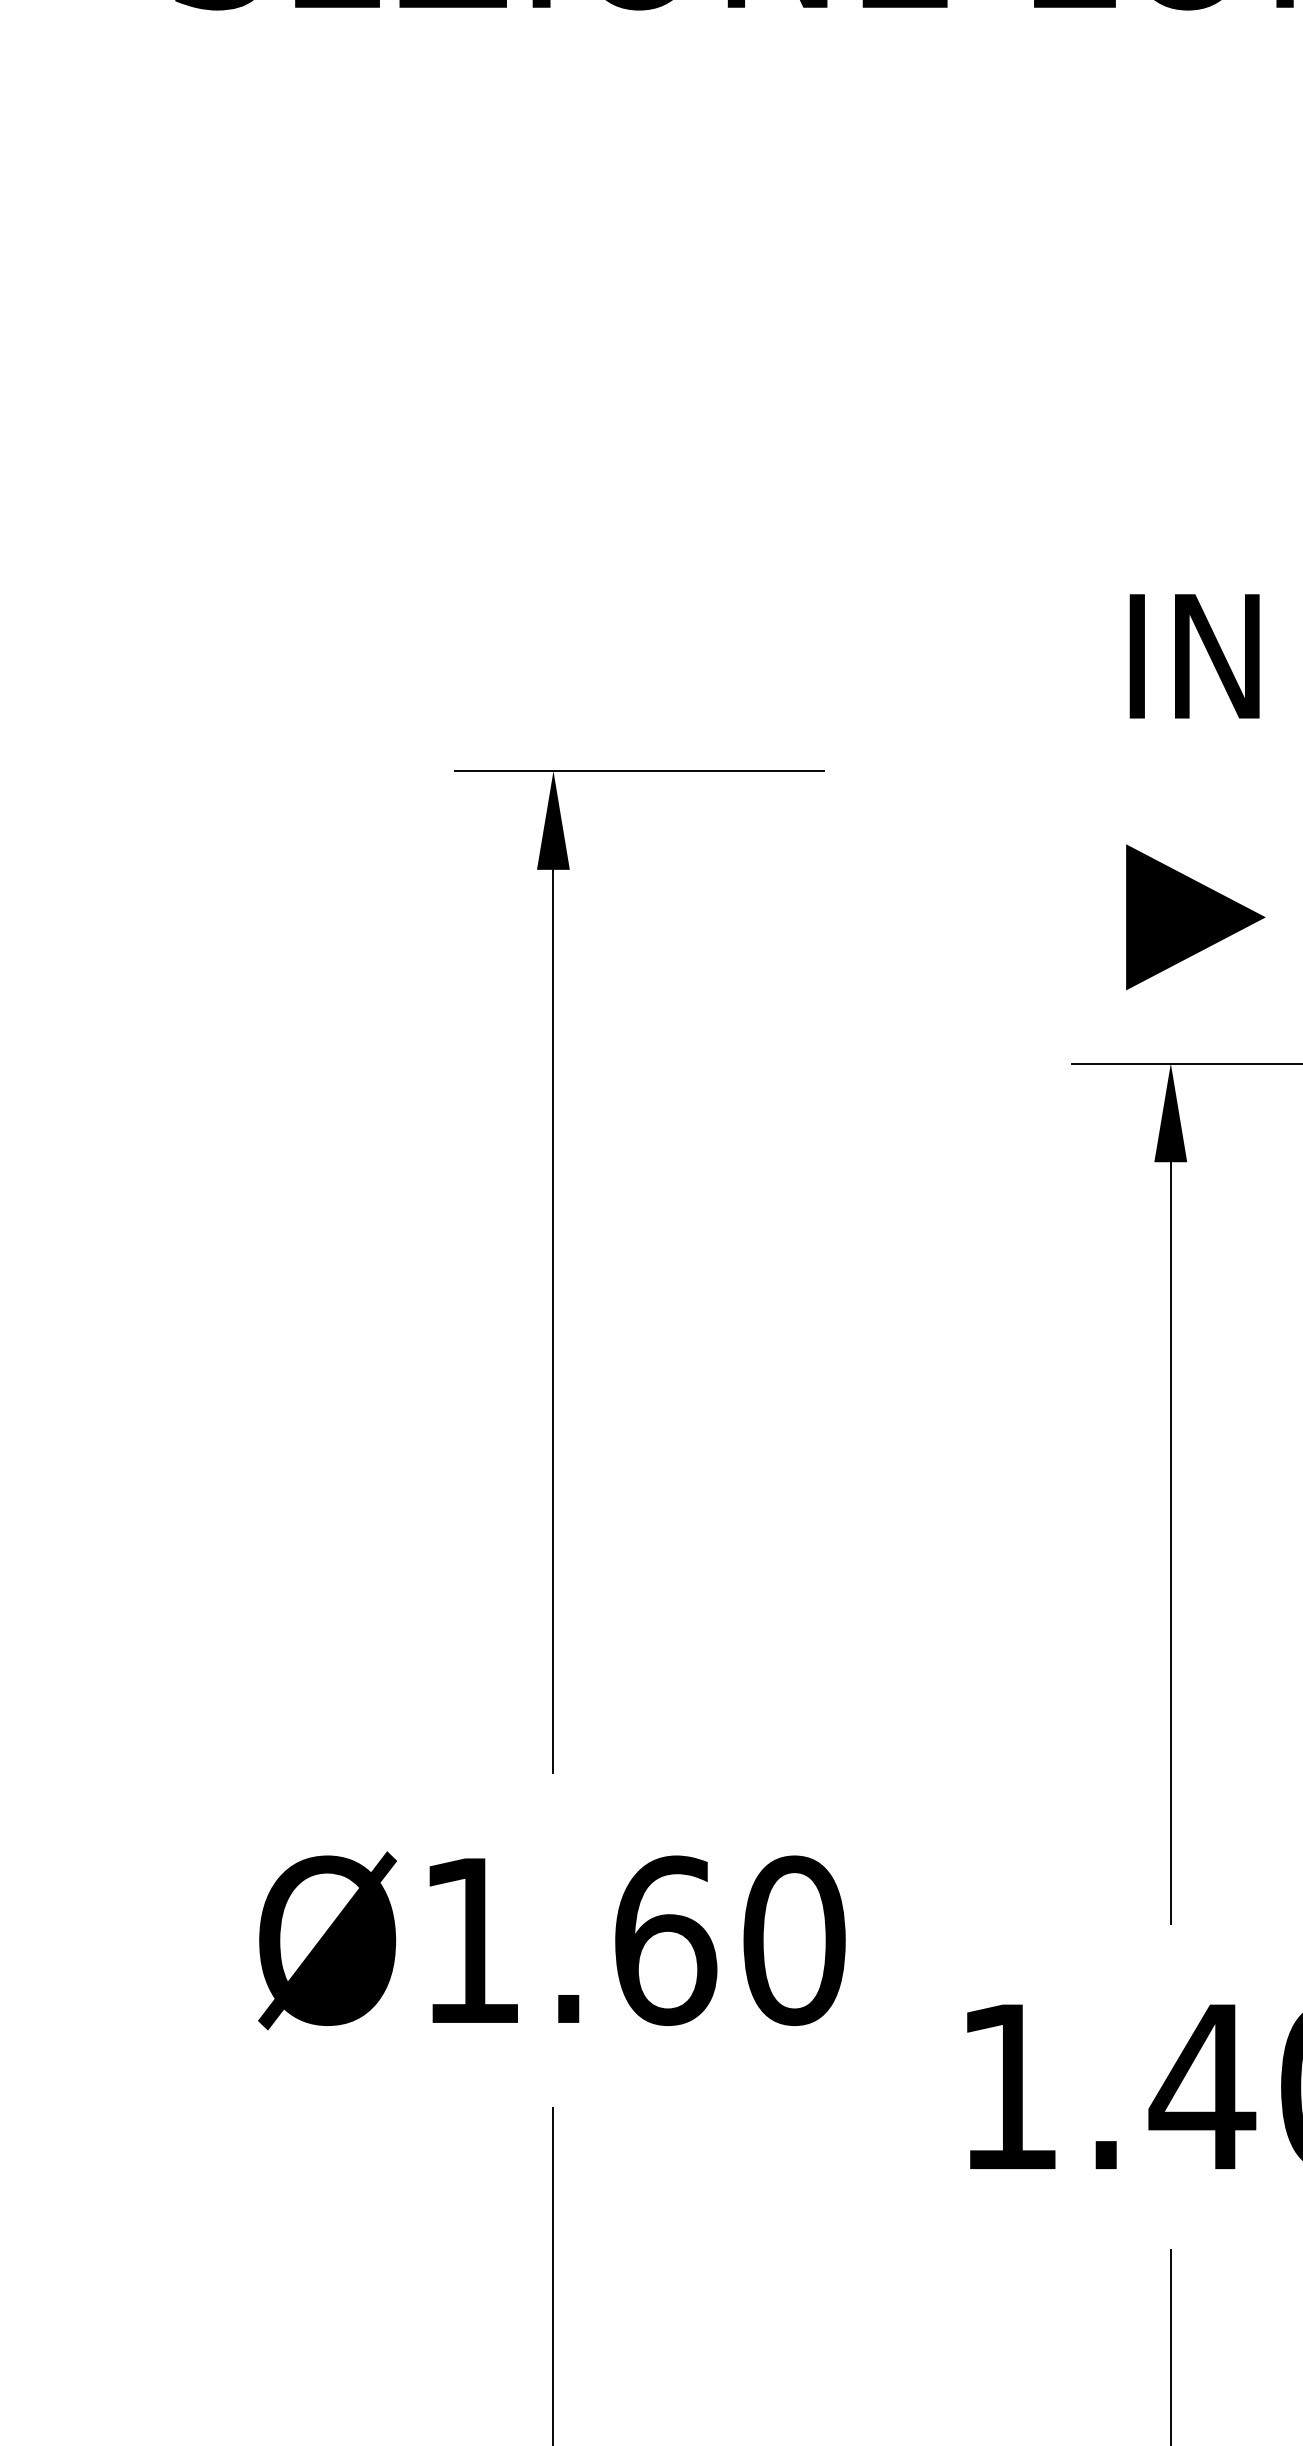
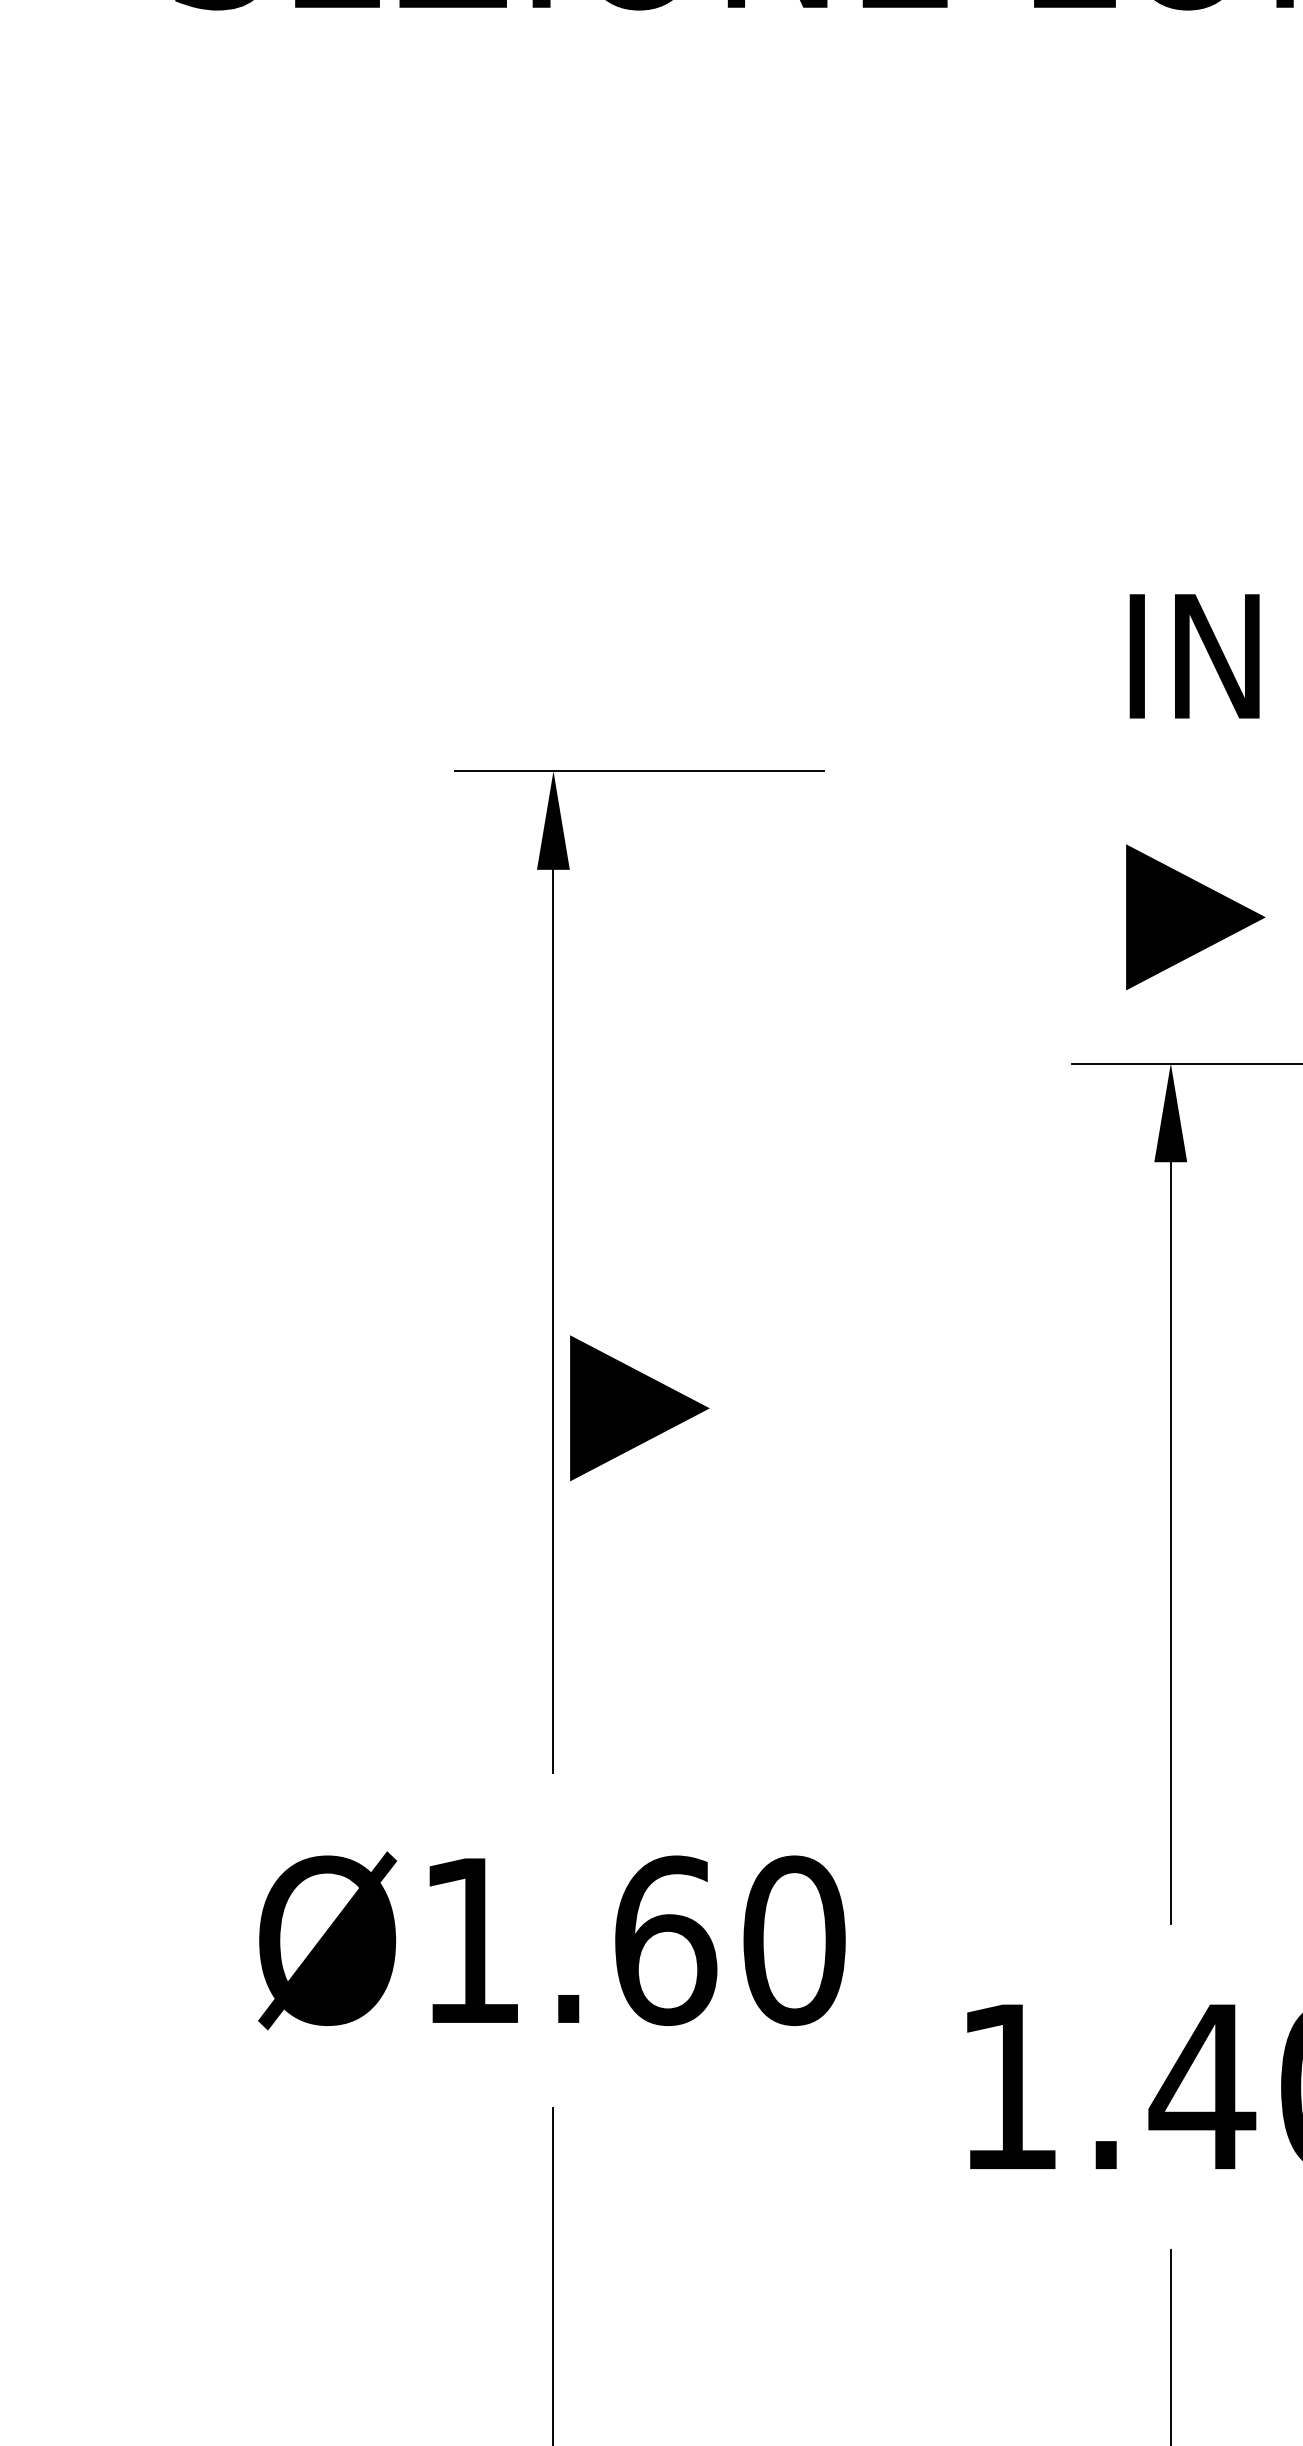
line: none -> present (639, 1408)
